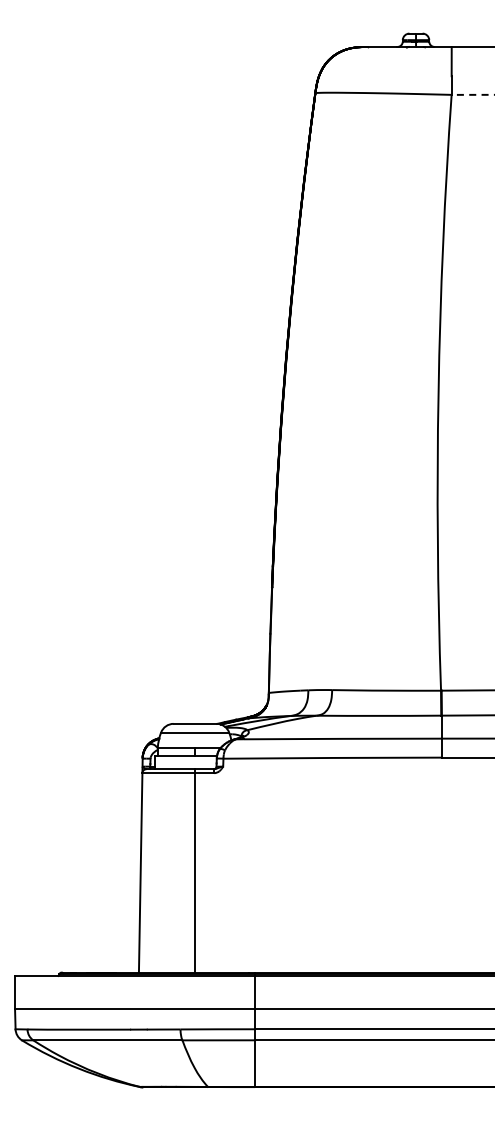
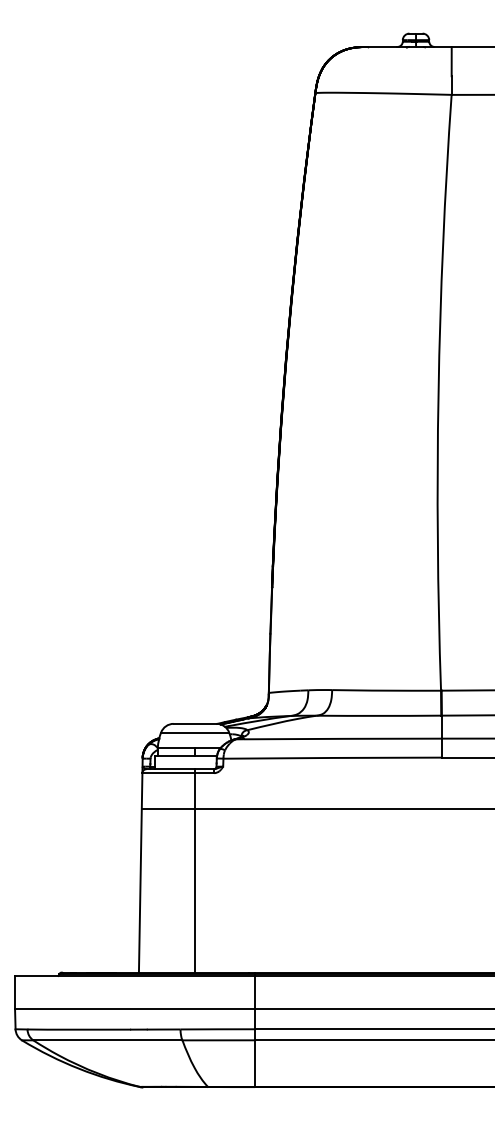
arc: dashed -> solid (472, 94)
line: none -> present (316, 809)
